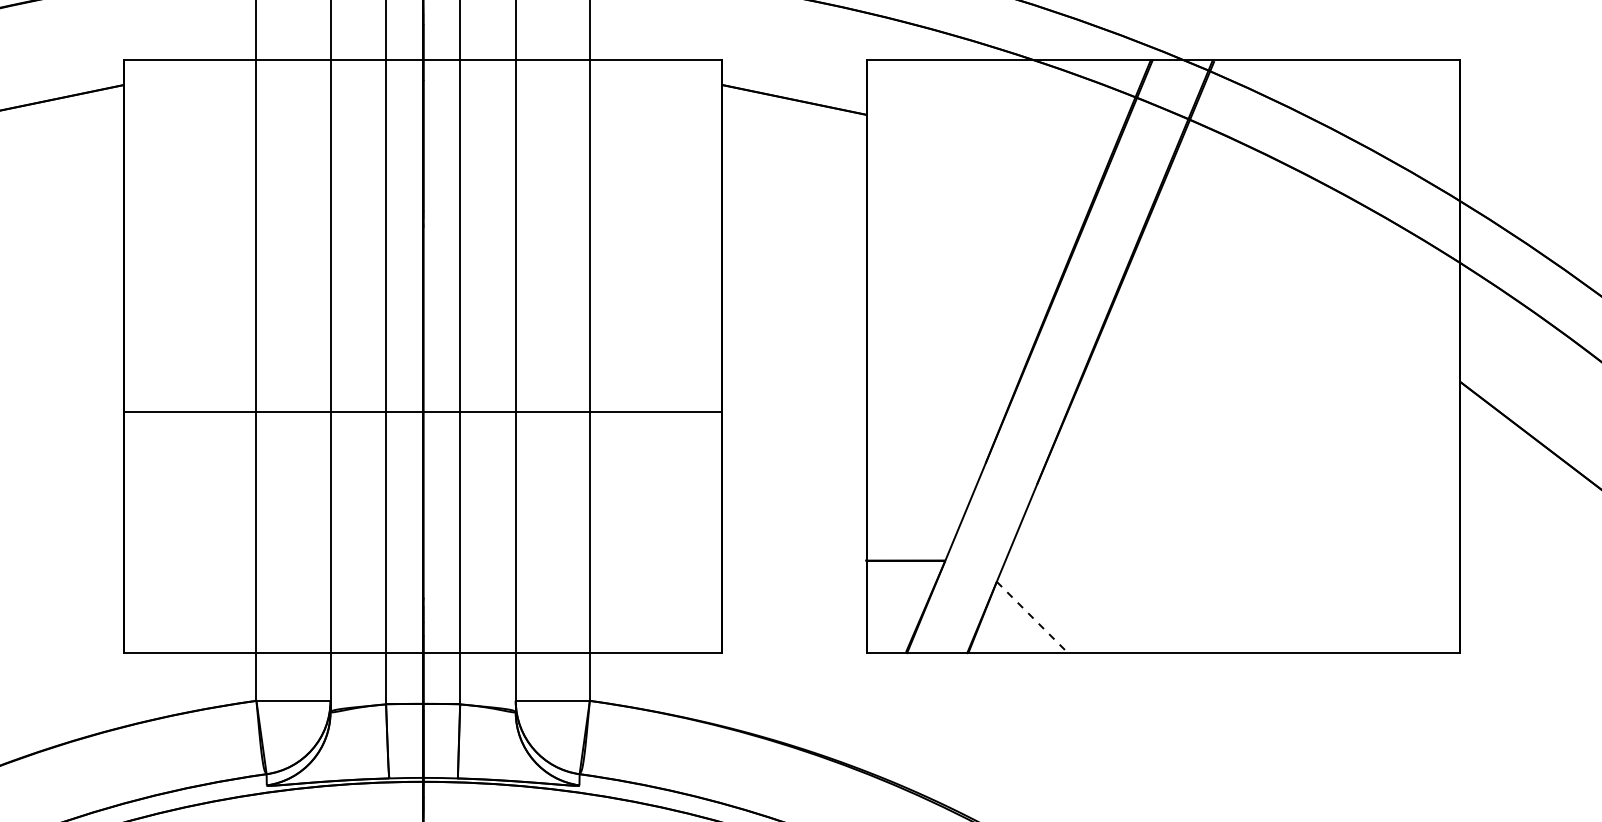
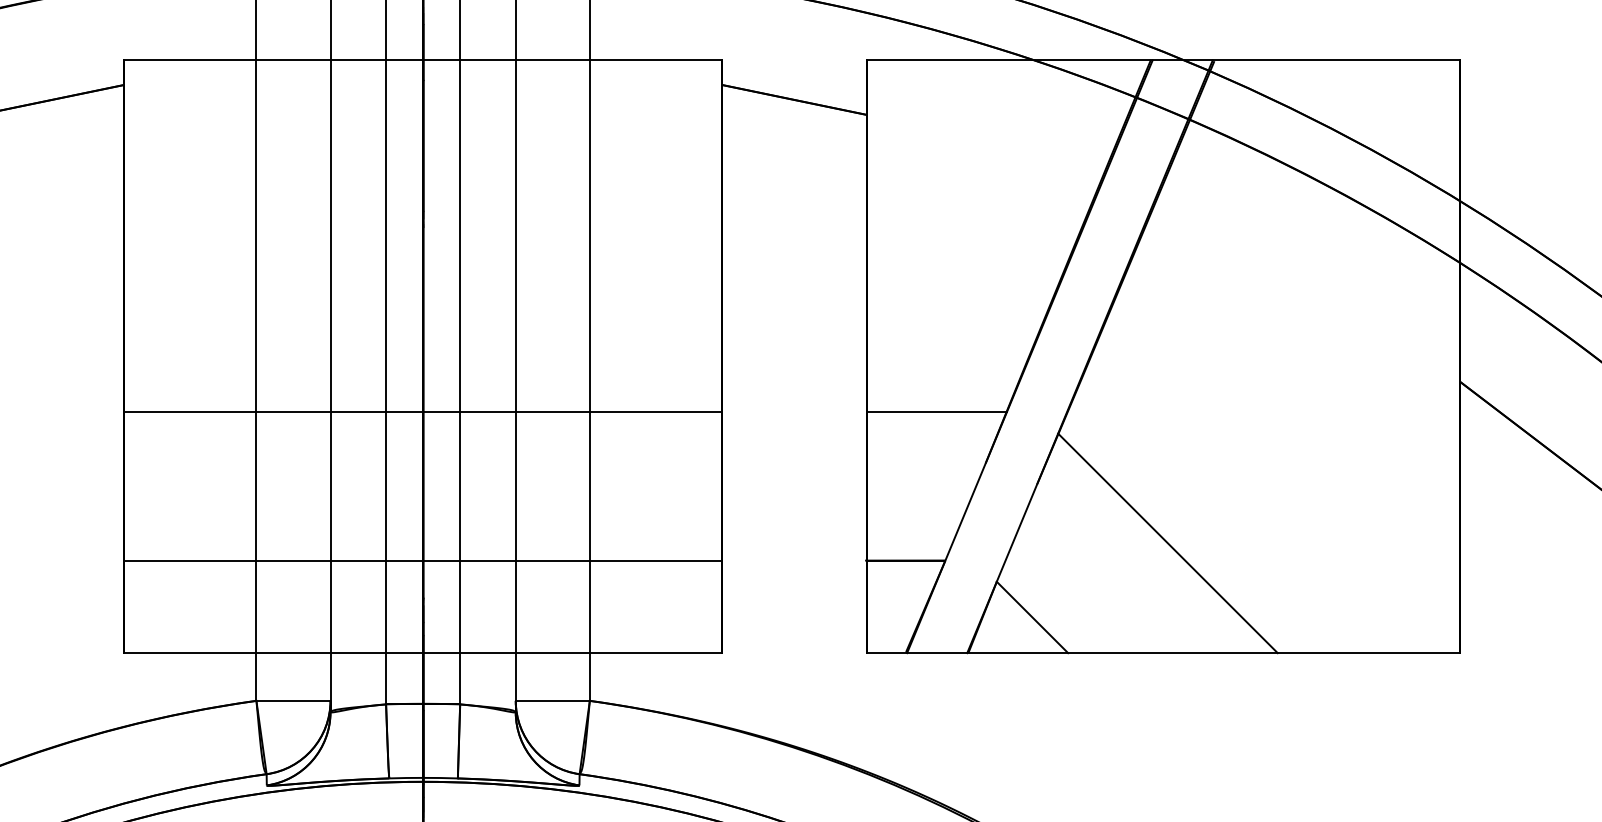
line: none -> present (936, 412)
line: none -> present (1167, 543)
line: none -> present (422, 560)
line: dashed -> solid (1032, 617)
